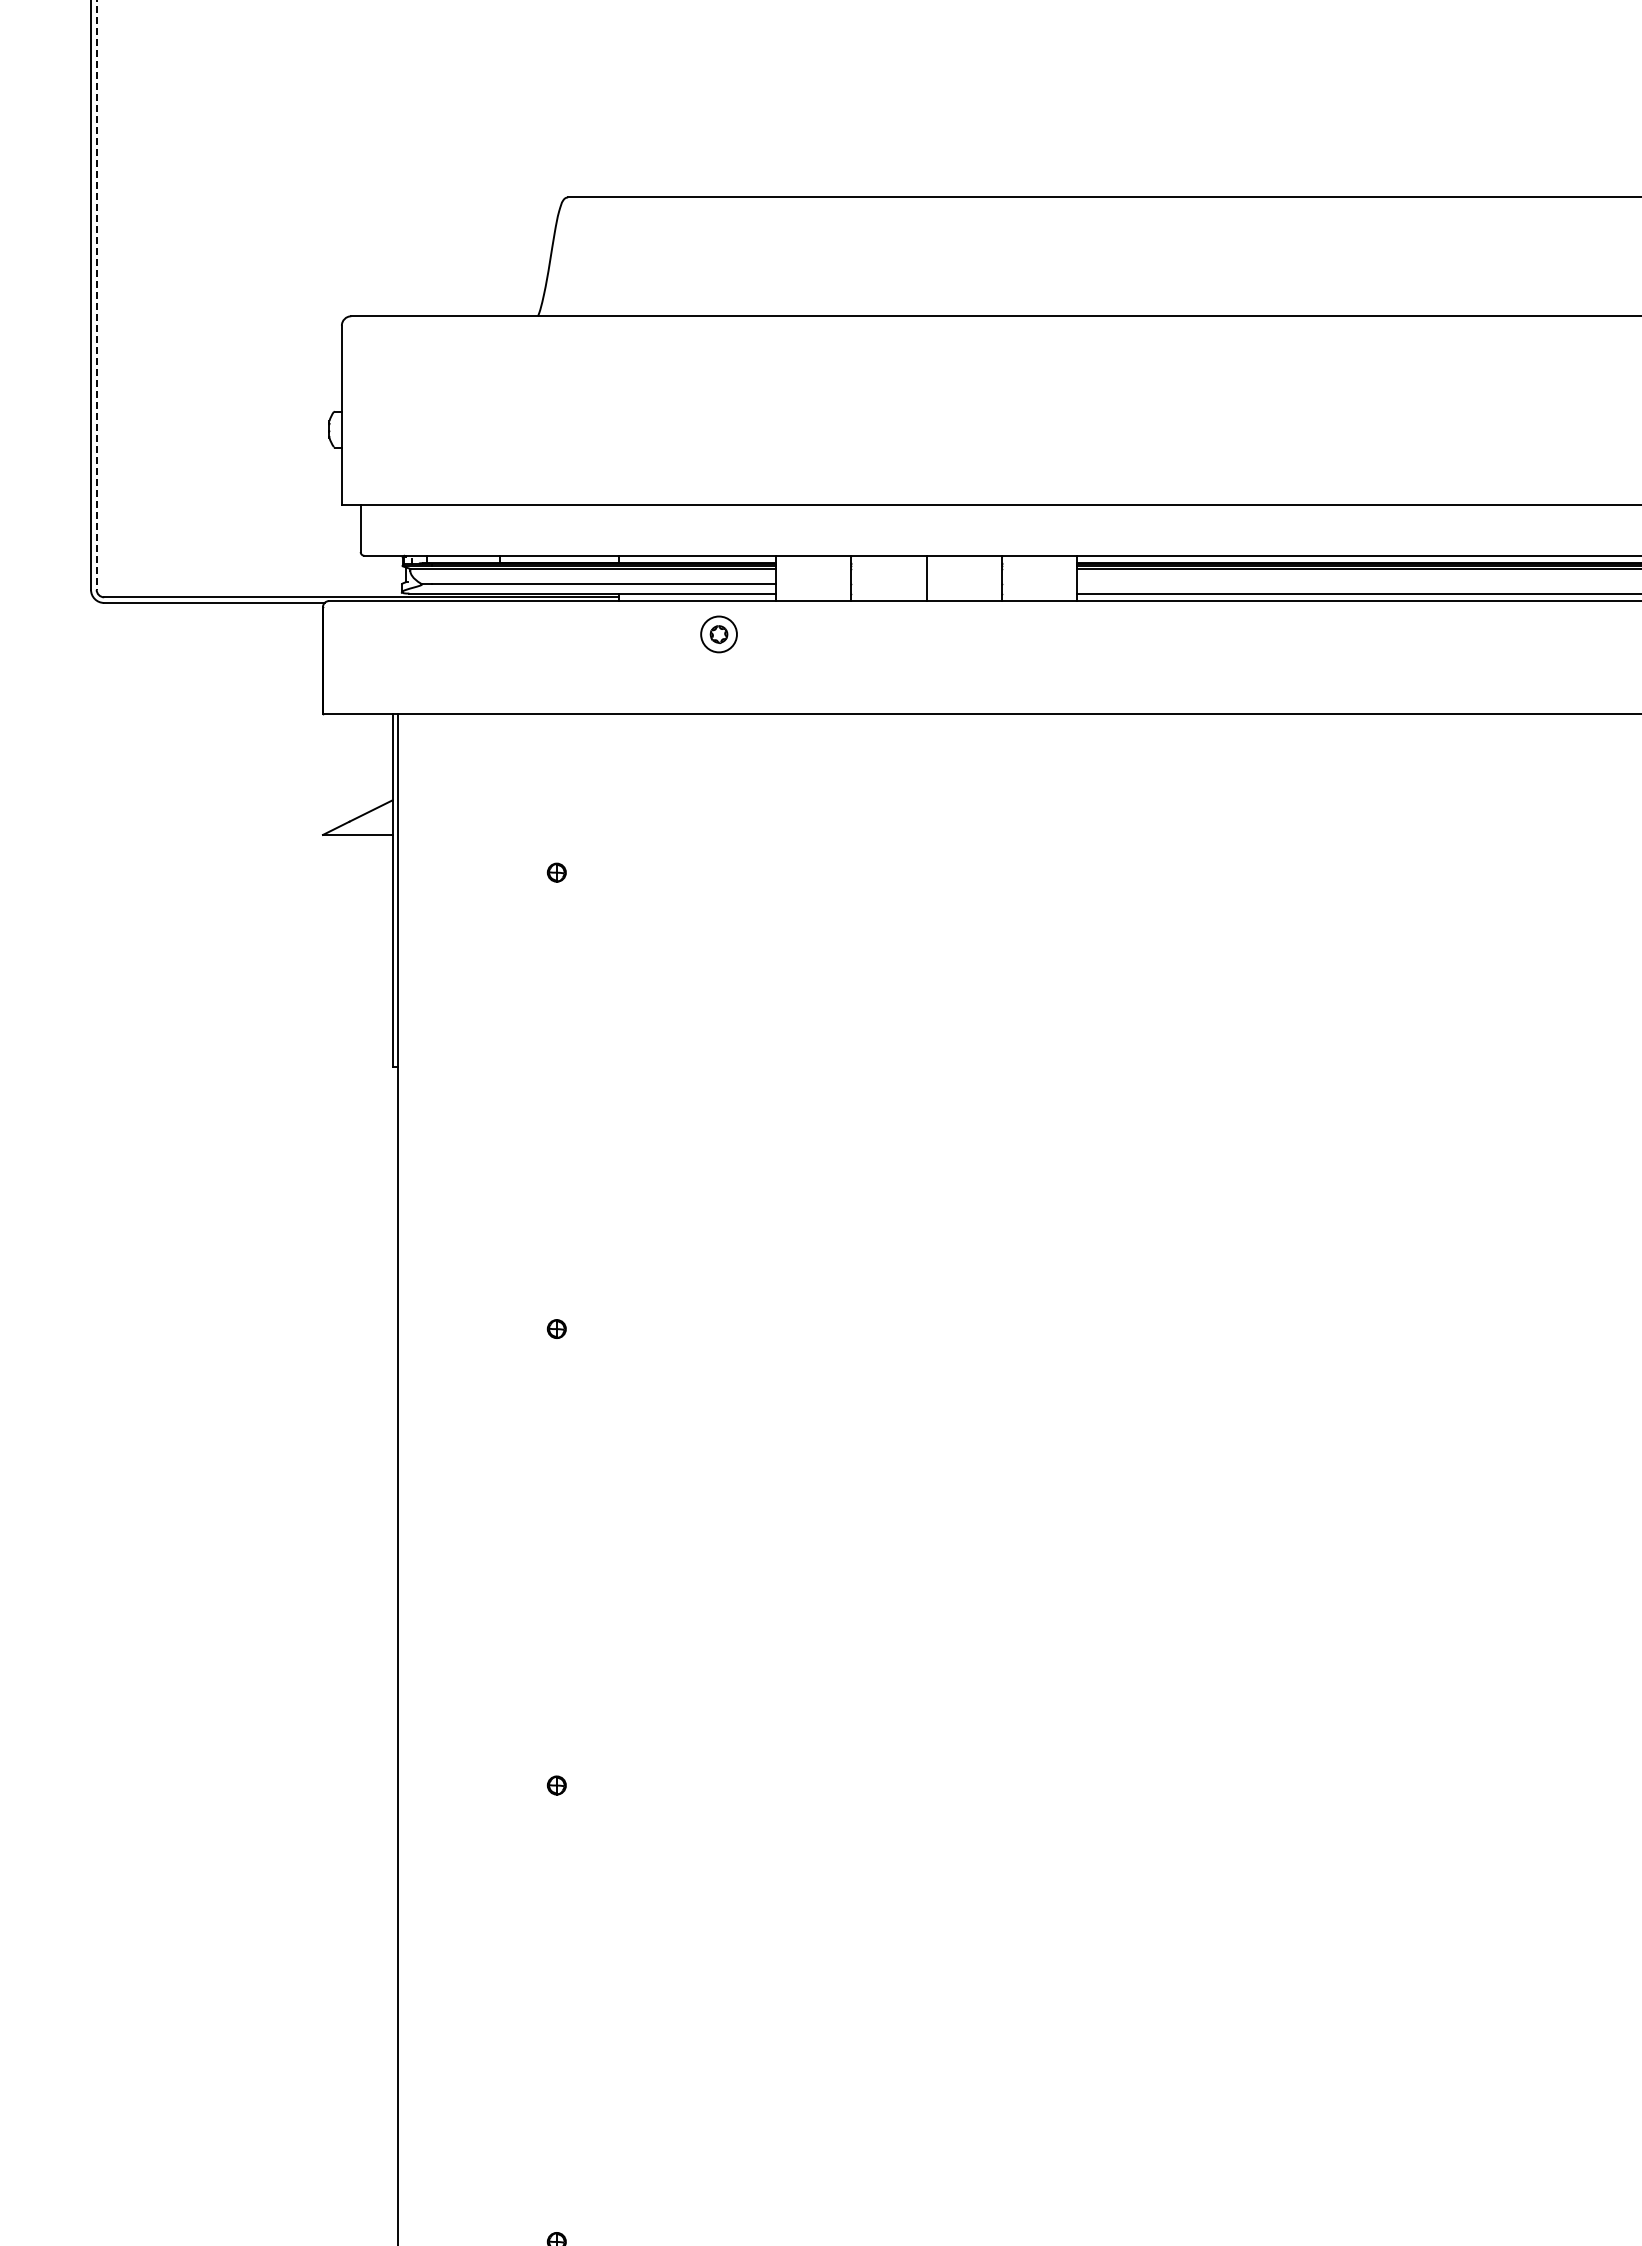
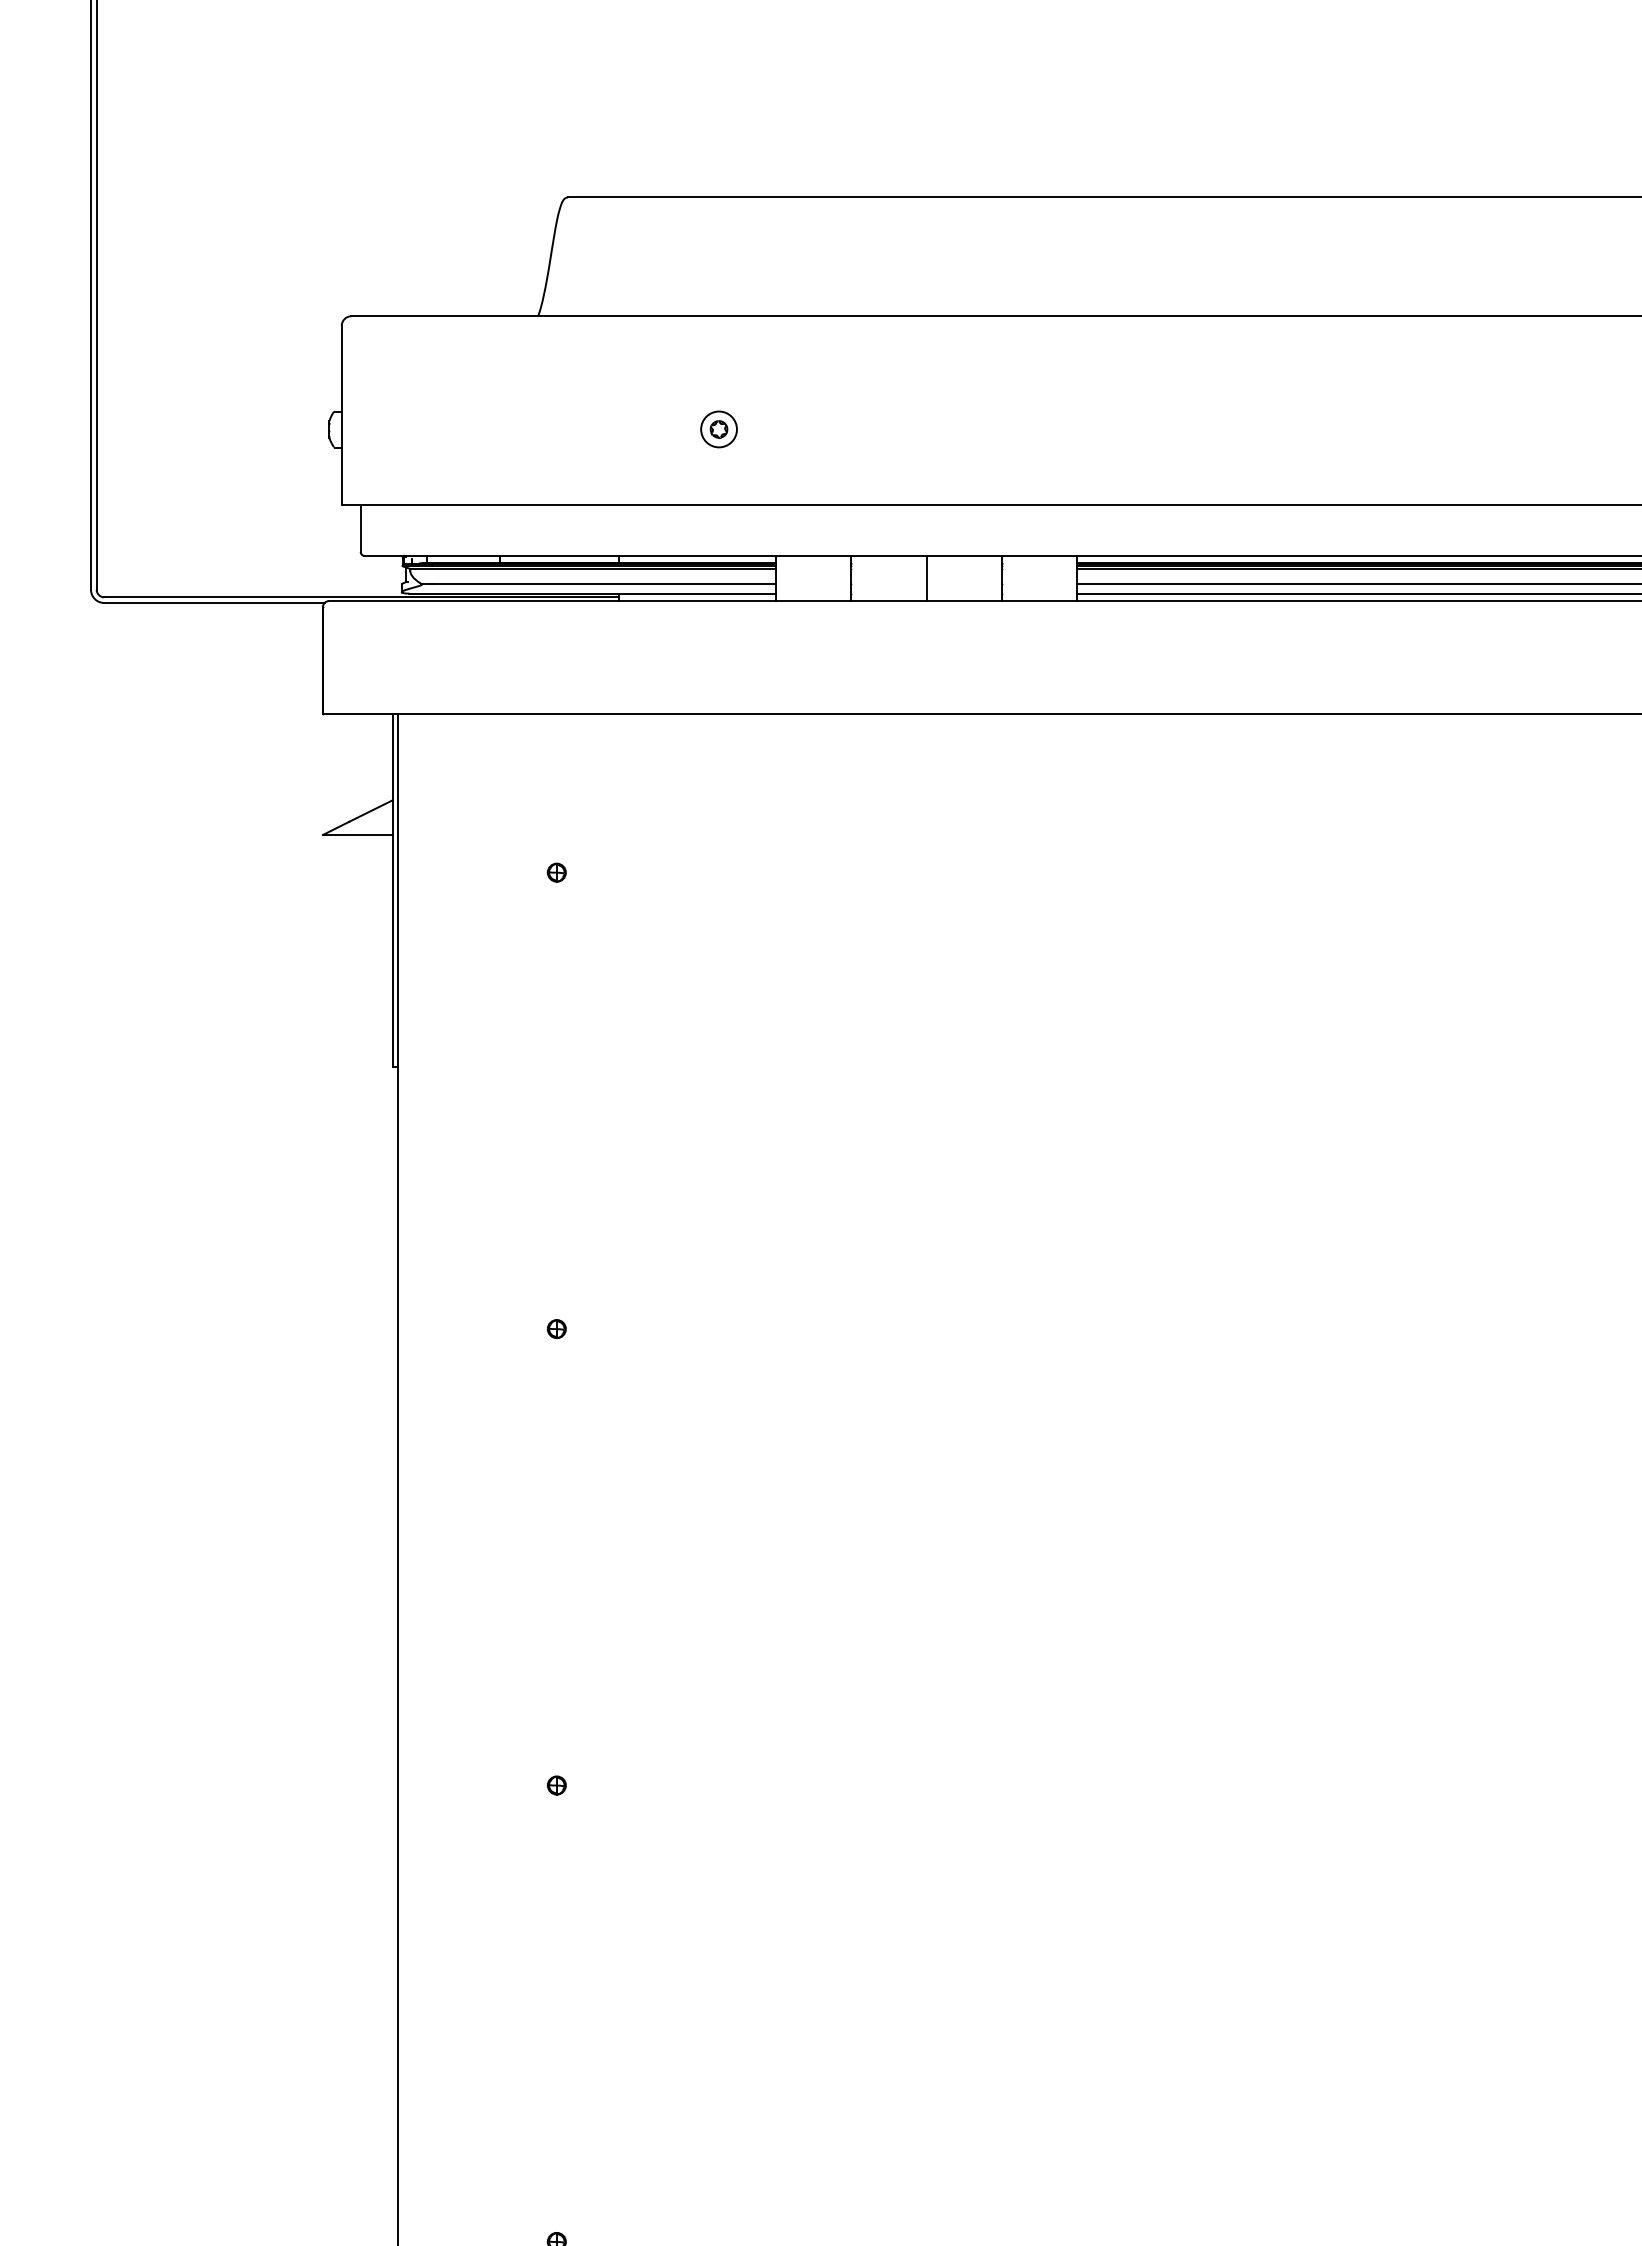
line: dashed -> solid (96, 295)
line: none -> present (1357, 583)
part position: (718, 634) -> (718, 429) (718, 429)
